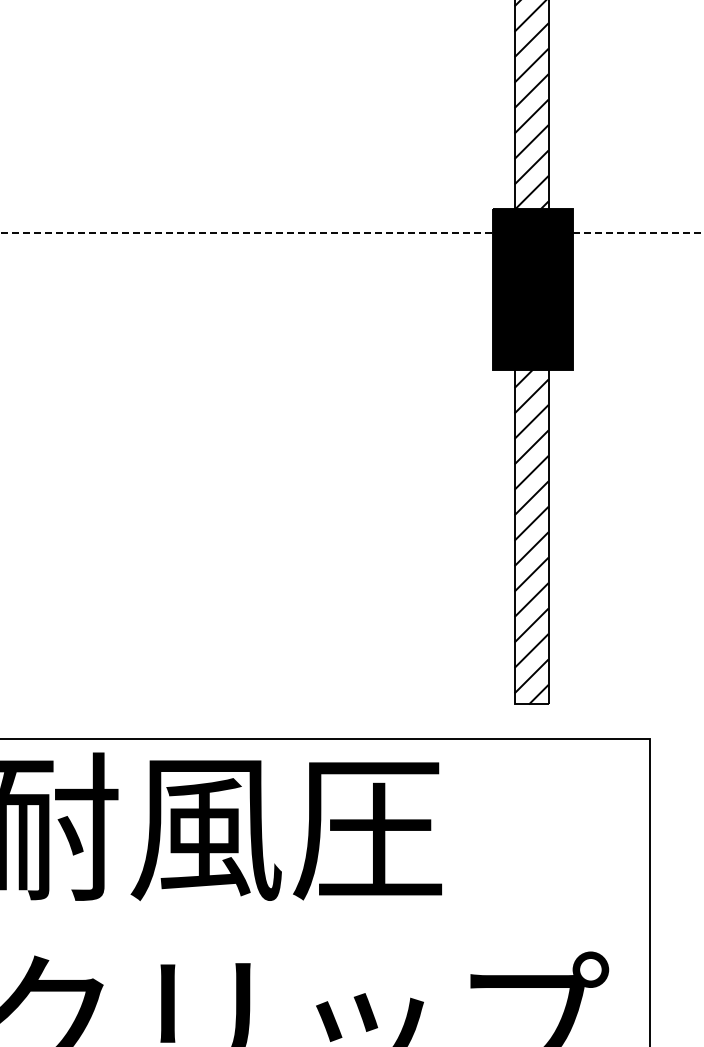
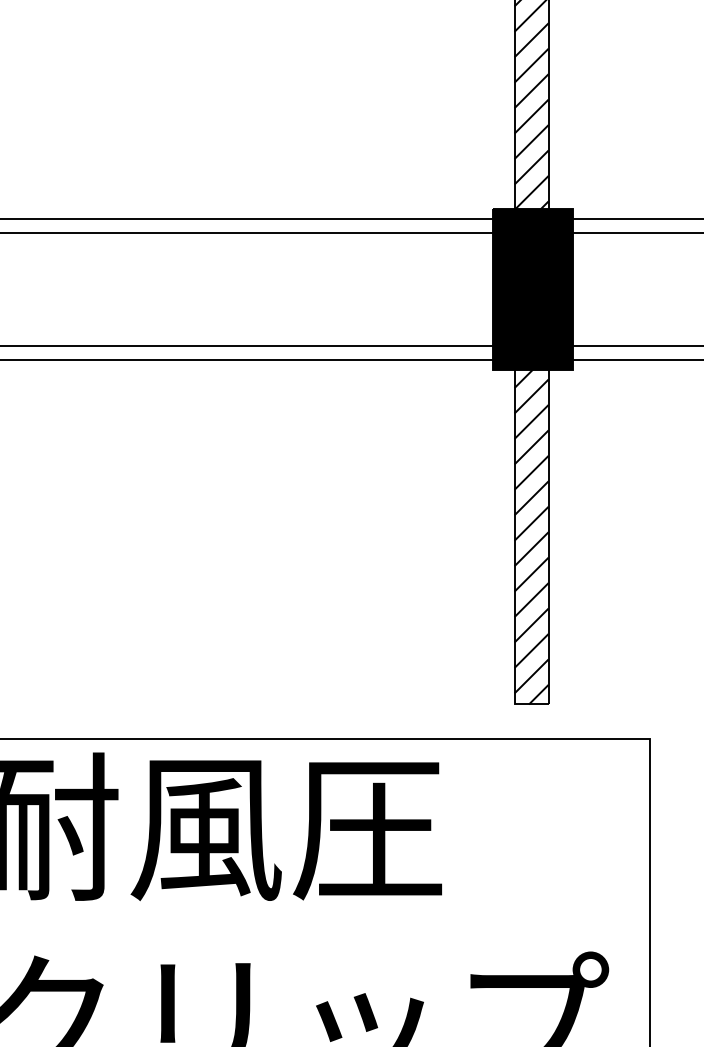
line: none -> present (351, 218)
line: dashed -> solid (352, 232)
line: none -> present (351, 346)
line: none -> present (351, 360)
